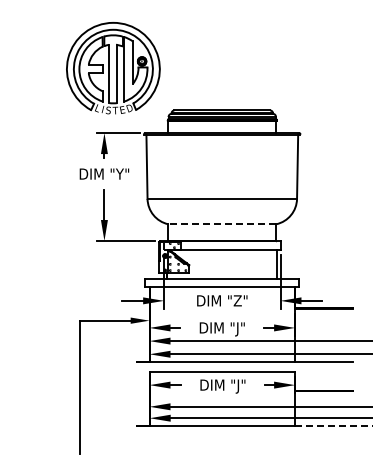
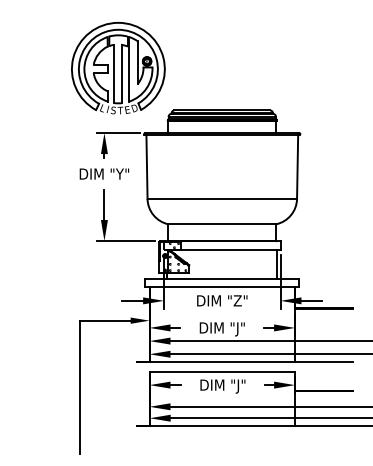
part position: (113, 68) -> (118, 68) (118, 68)
line: dashed -> solid (221, 224)
line: dashed -> solid (333, 426)
